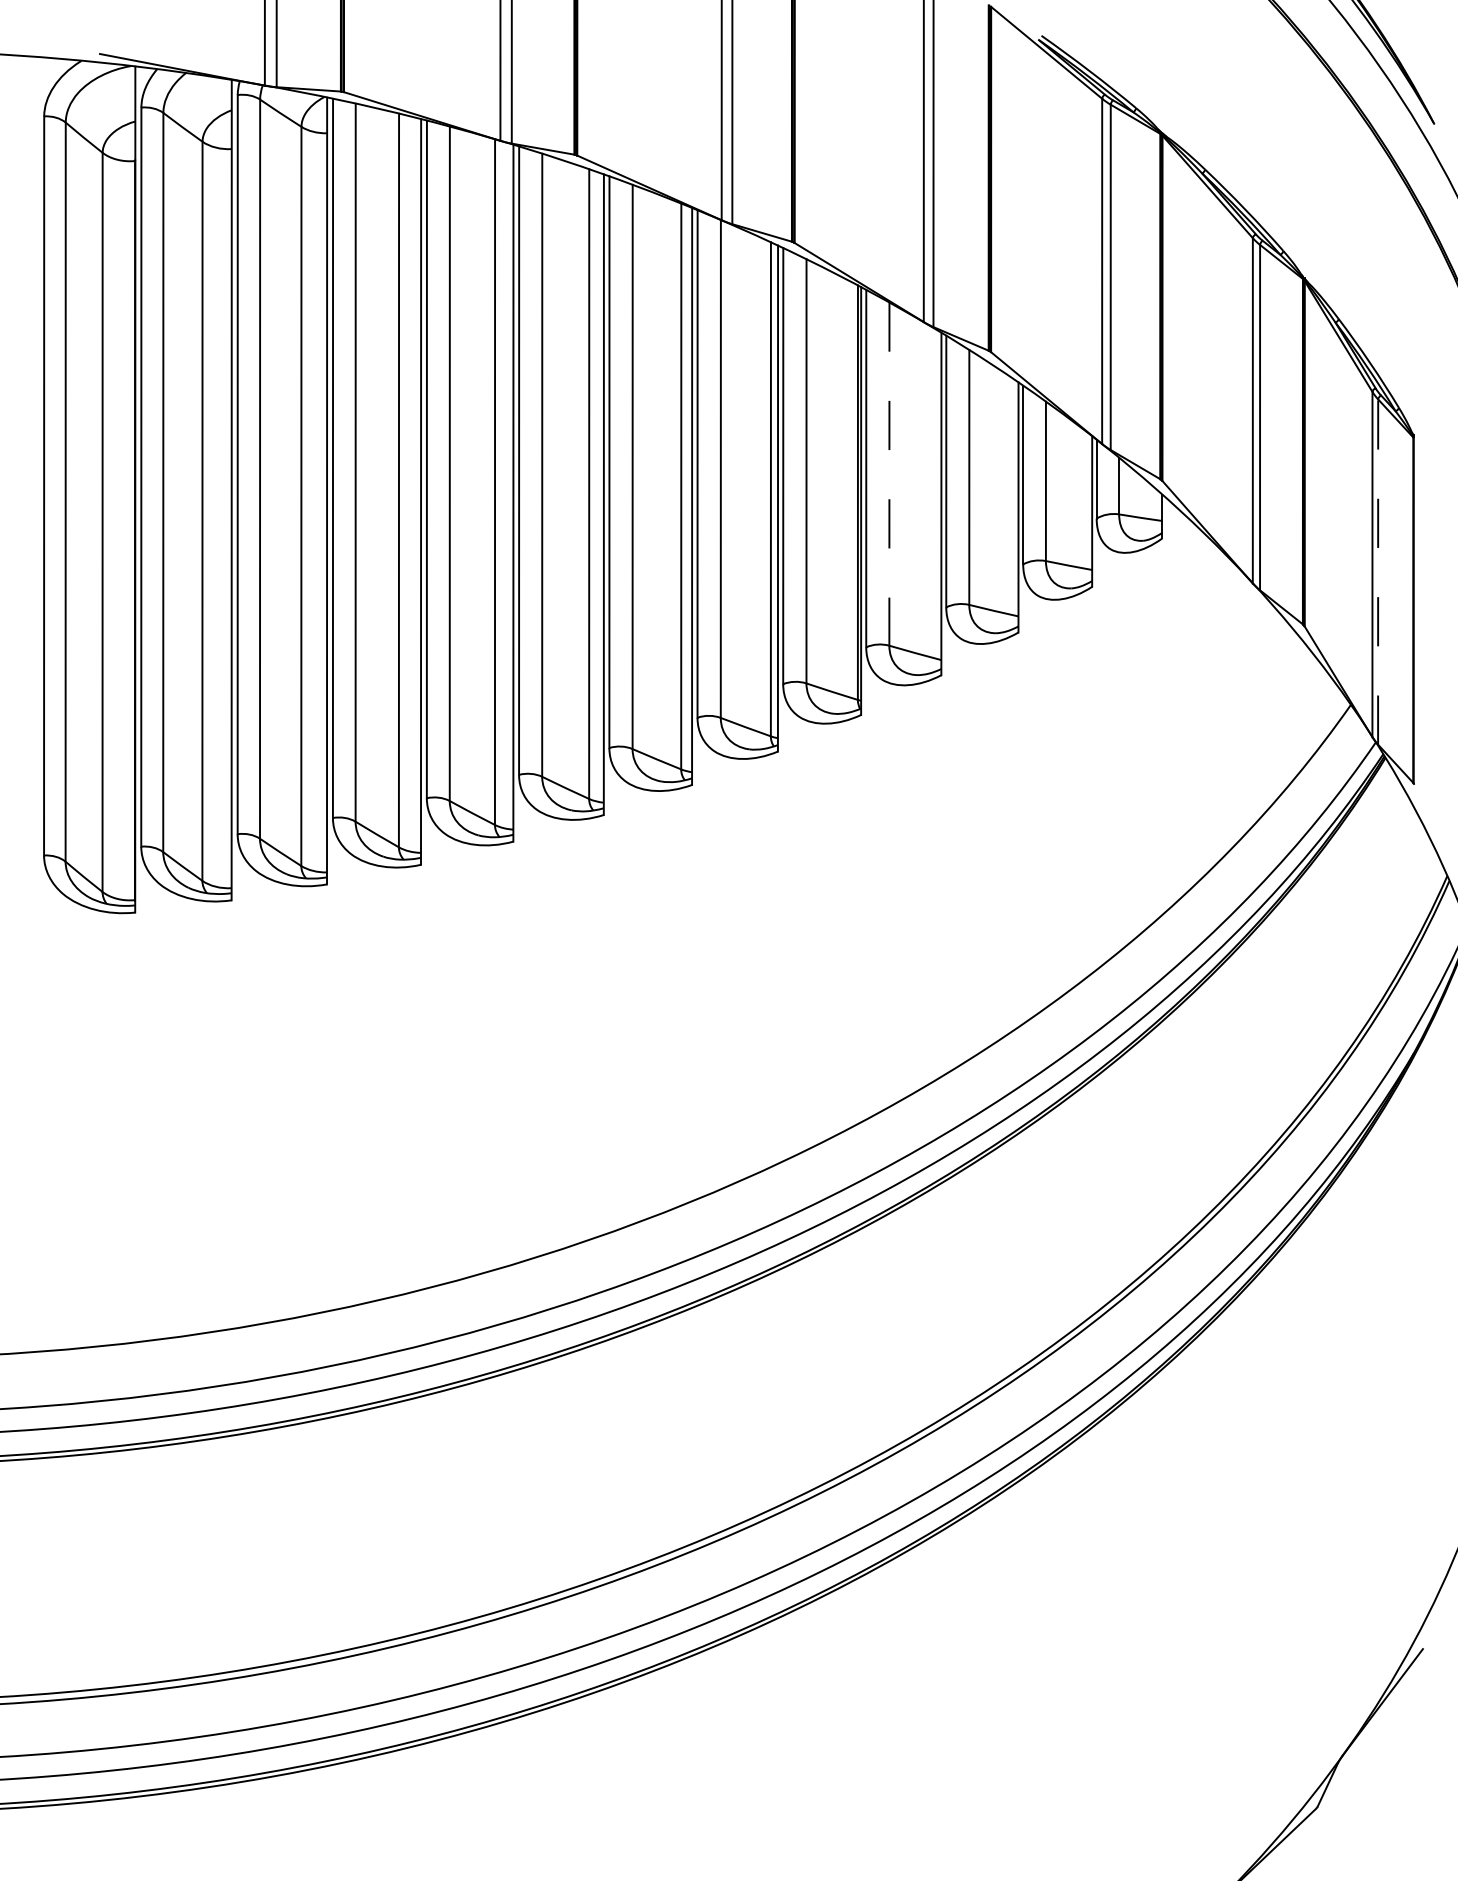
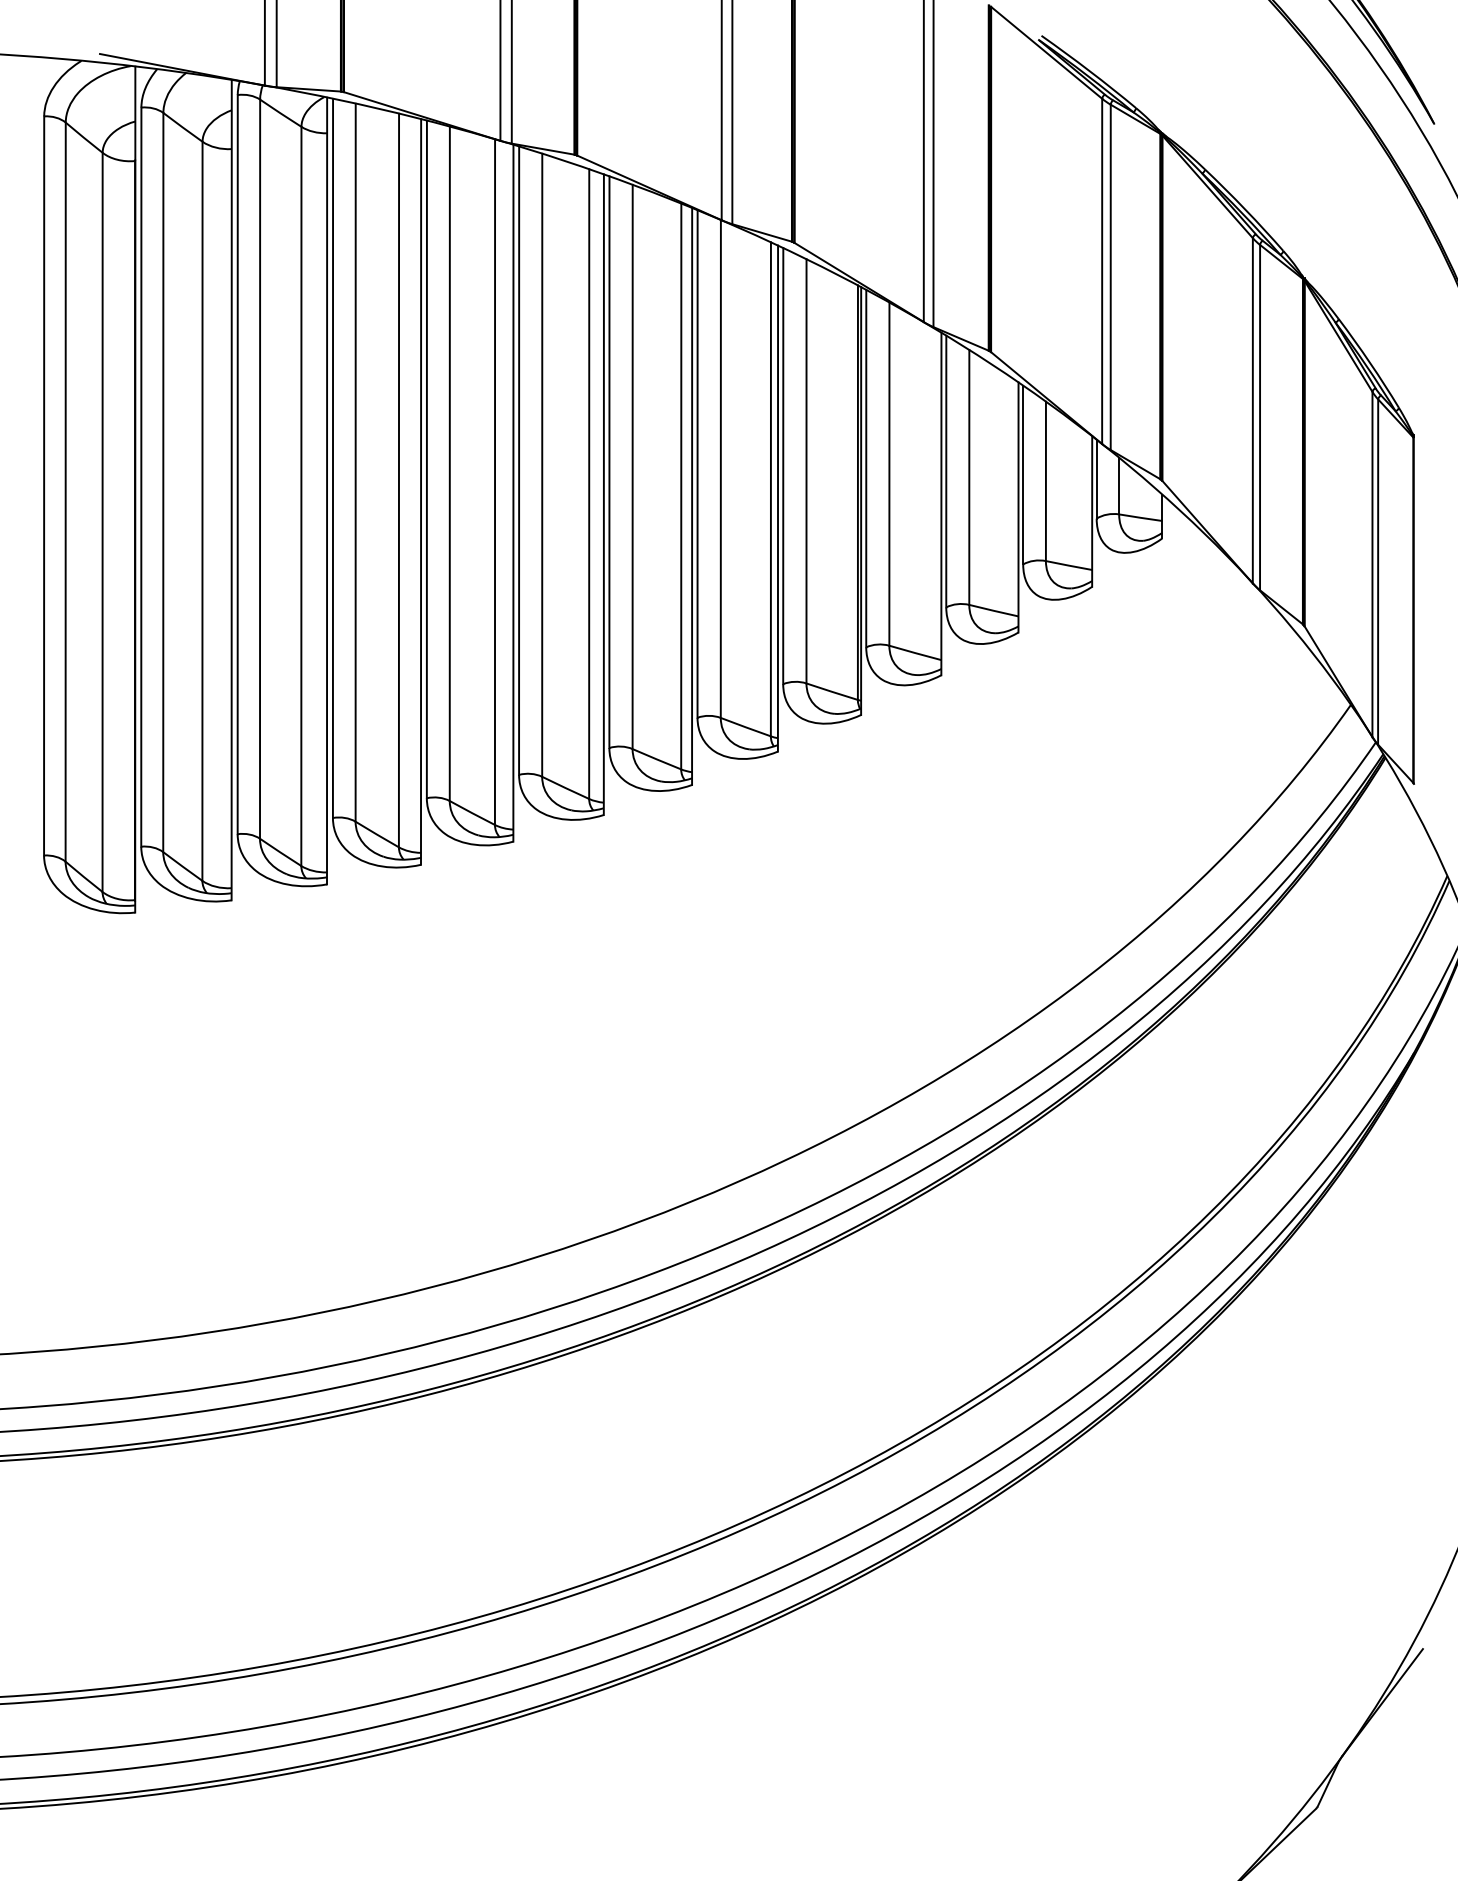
line: dashed -> solid (889, 474)
line: dashed -> solid (1378, 572)
